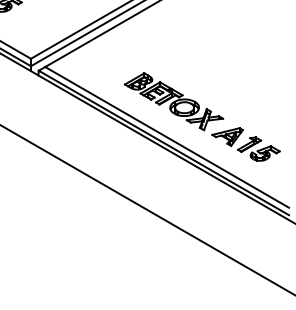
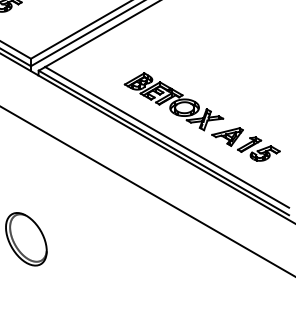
line position: (147, 209) -> (147, 191) (147, 191)
part: none -> present (26, 239)
